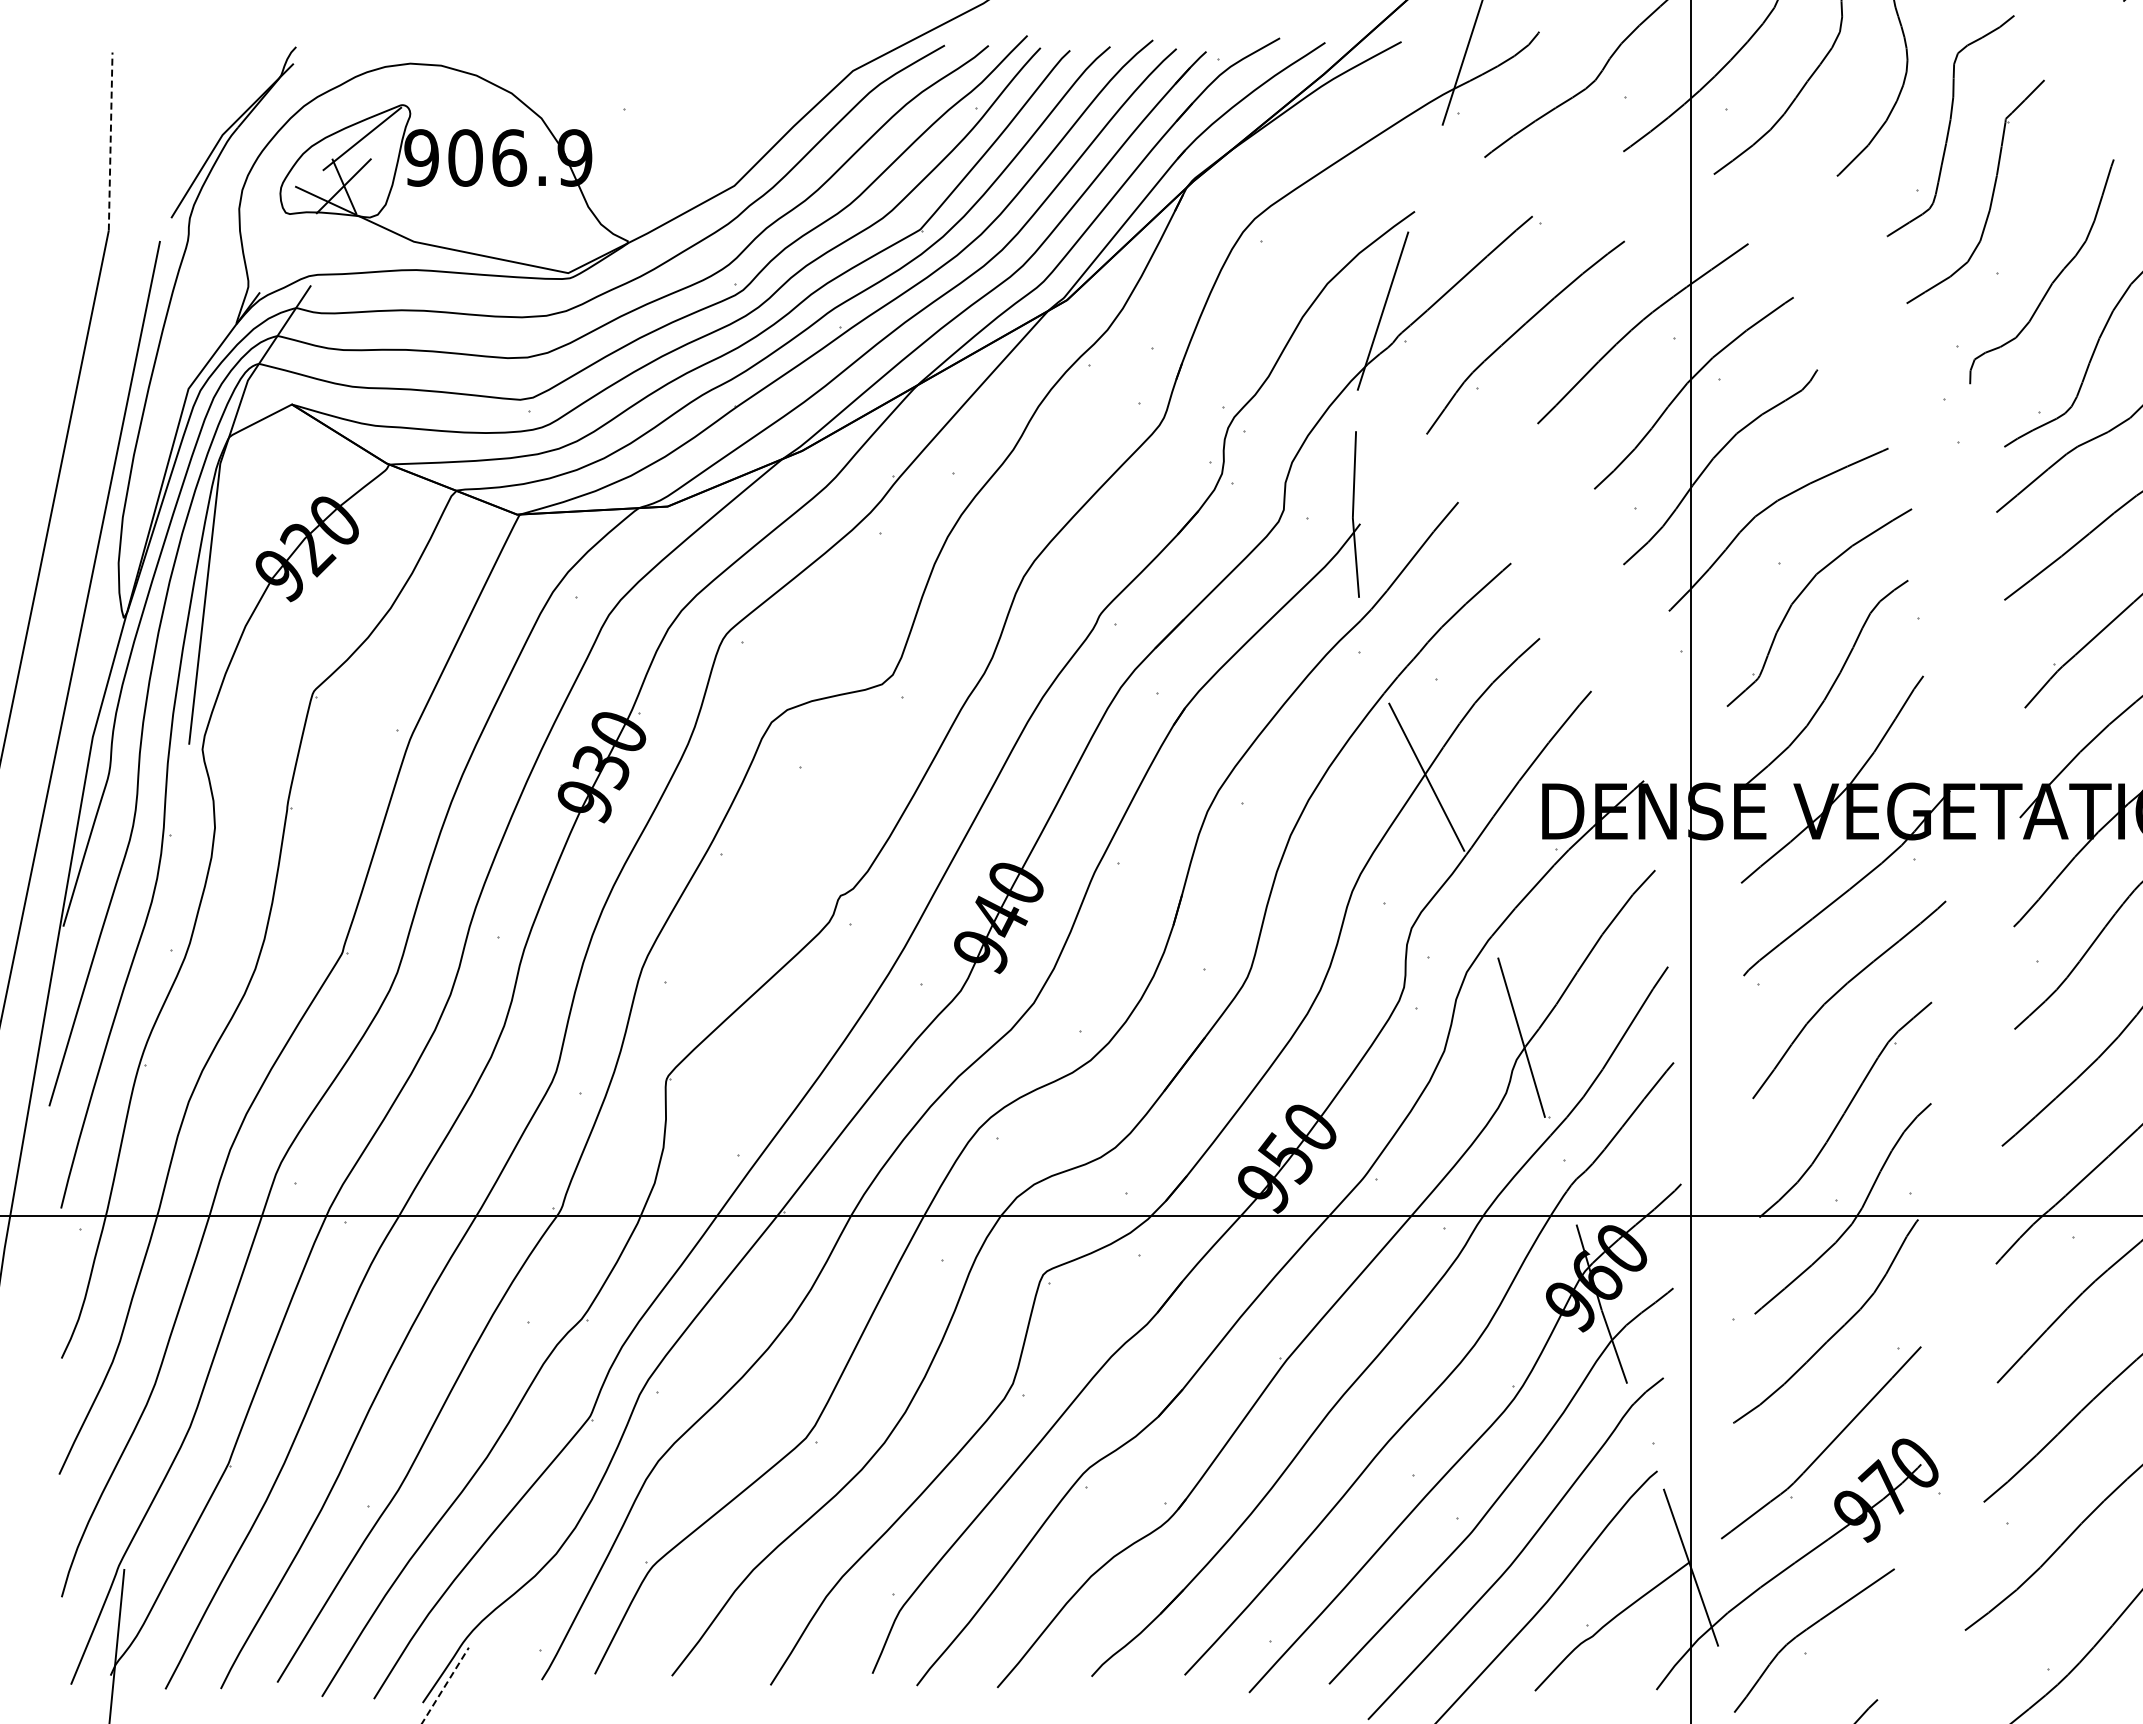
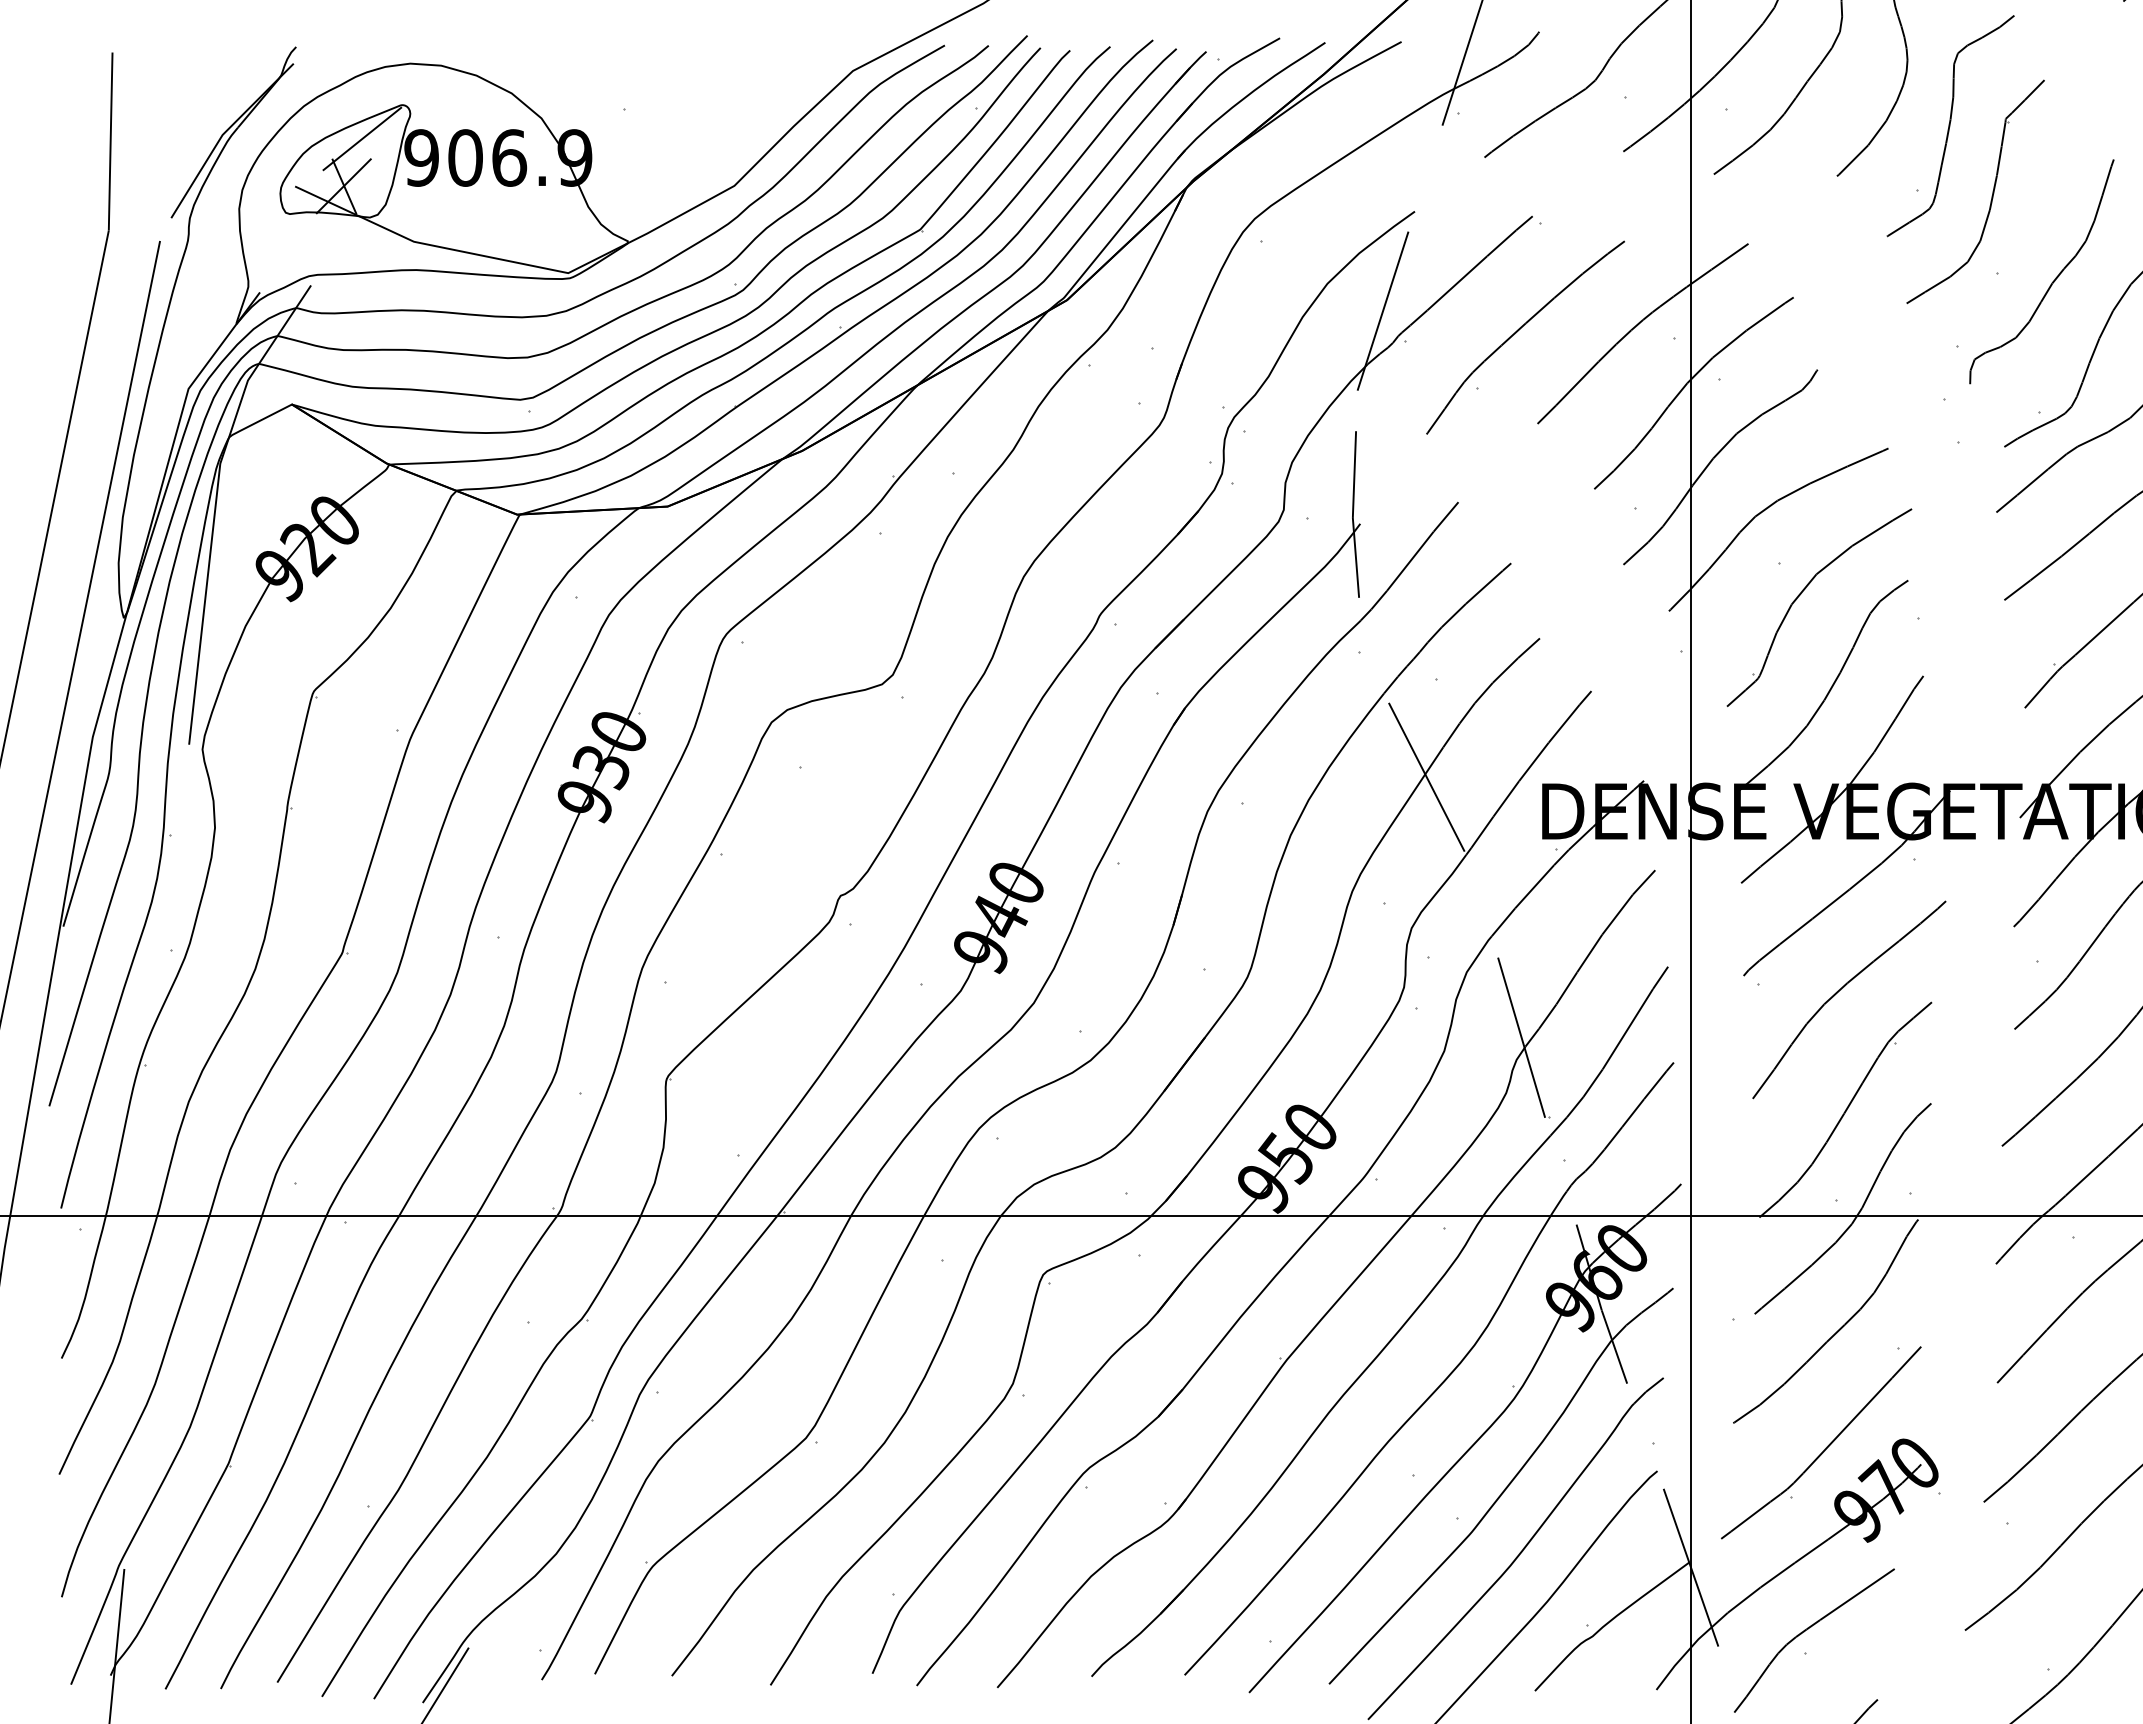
line: dashed -> solid (110, 141)
line: dashed -> solid (445, 1685)
